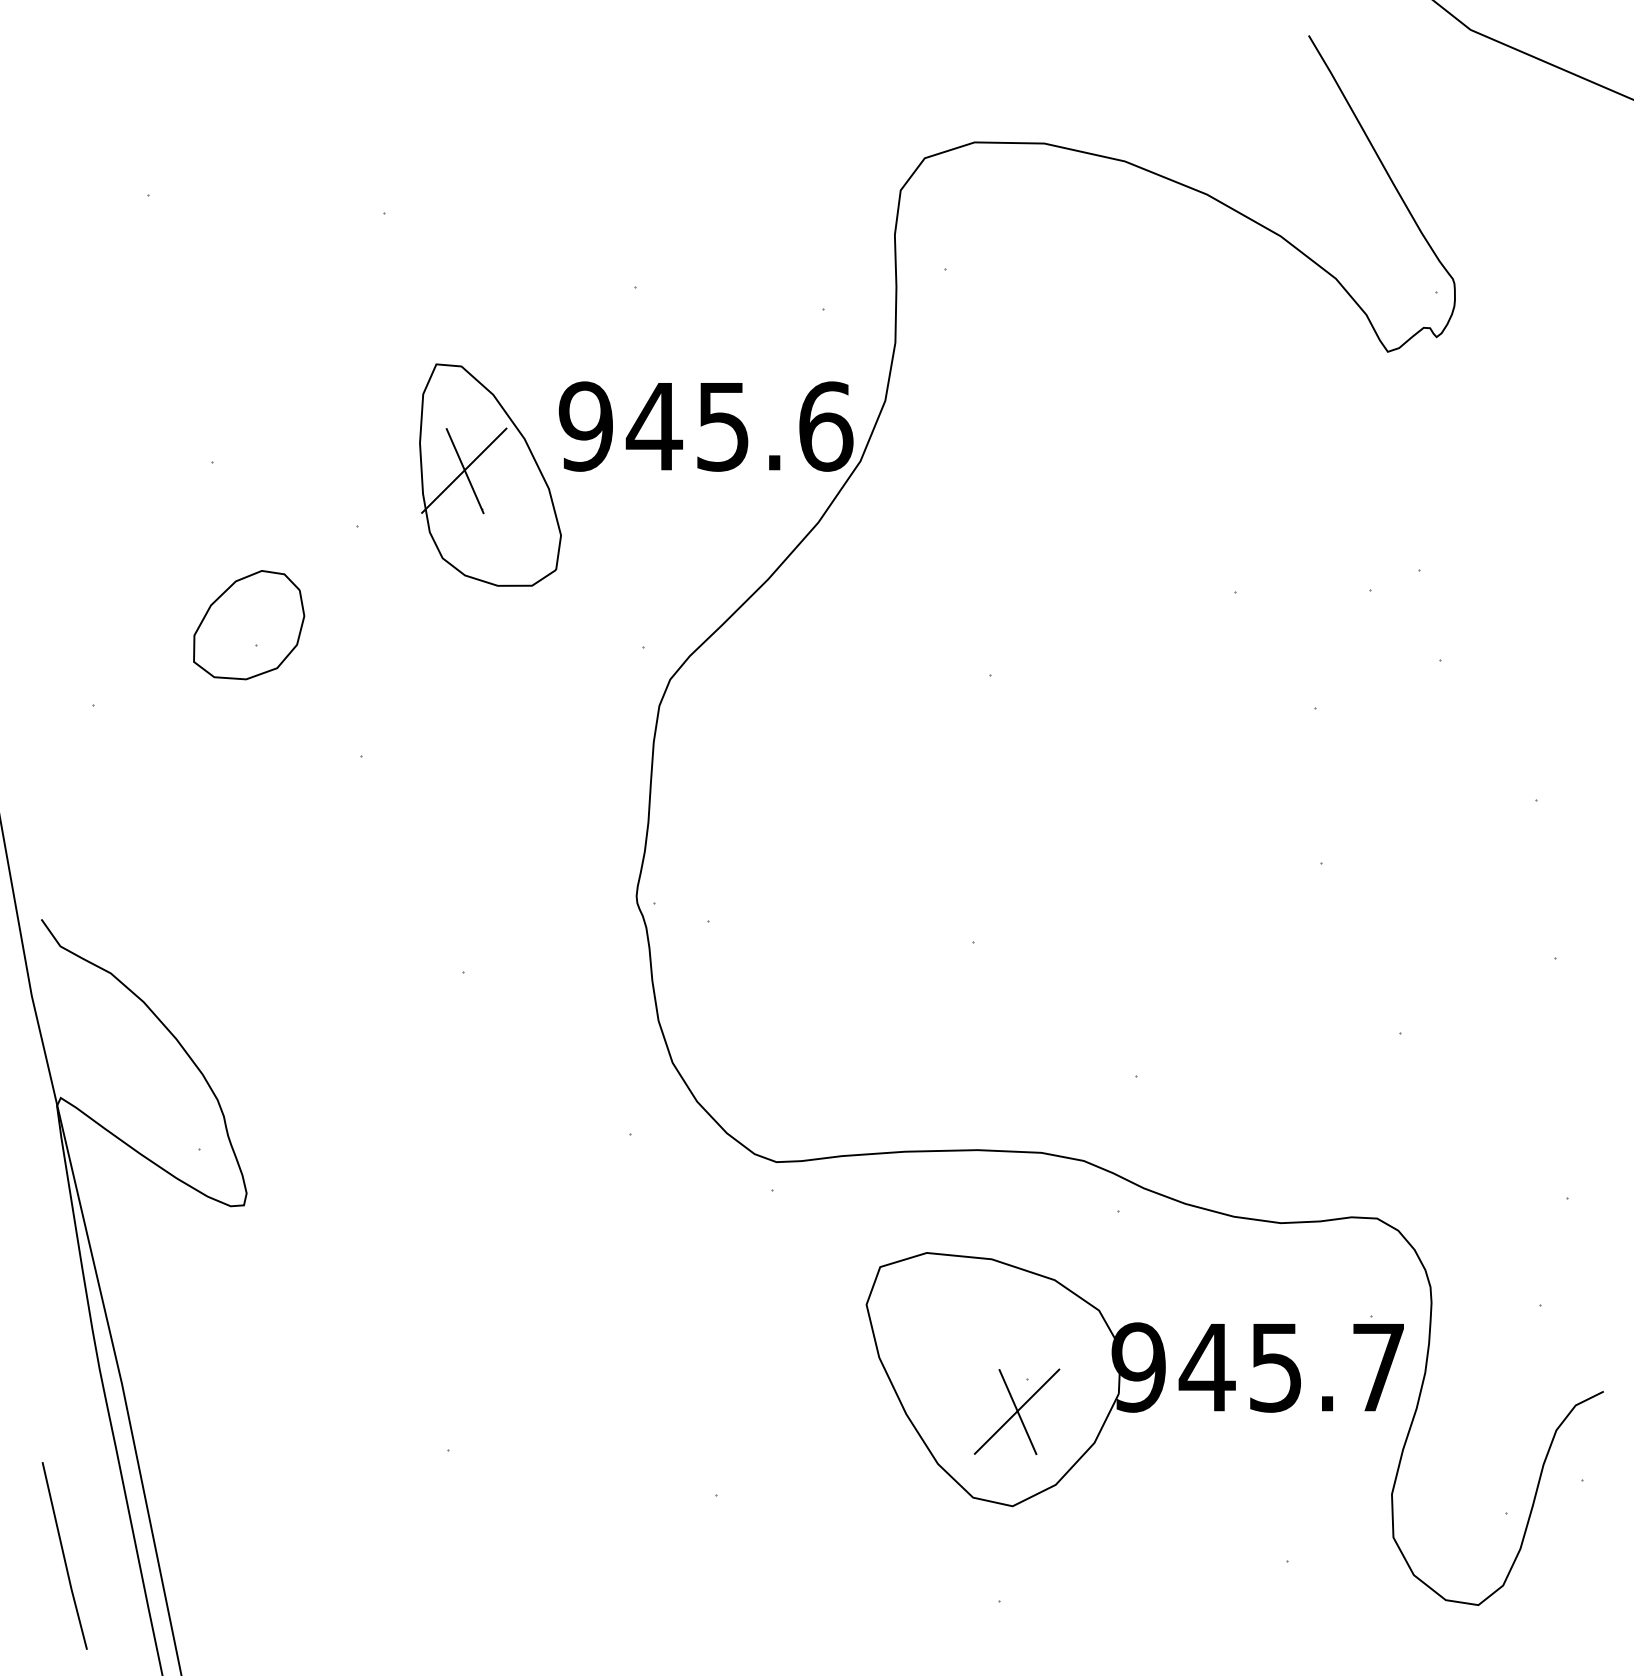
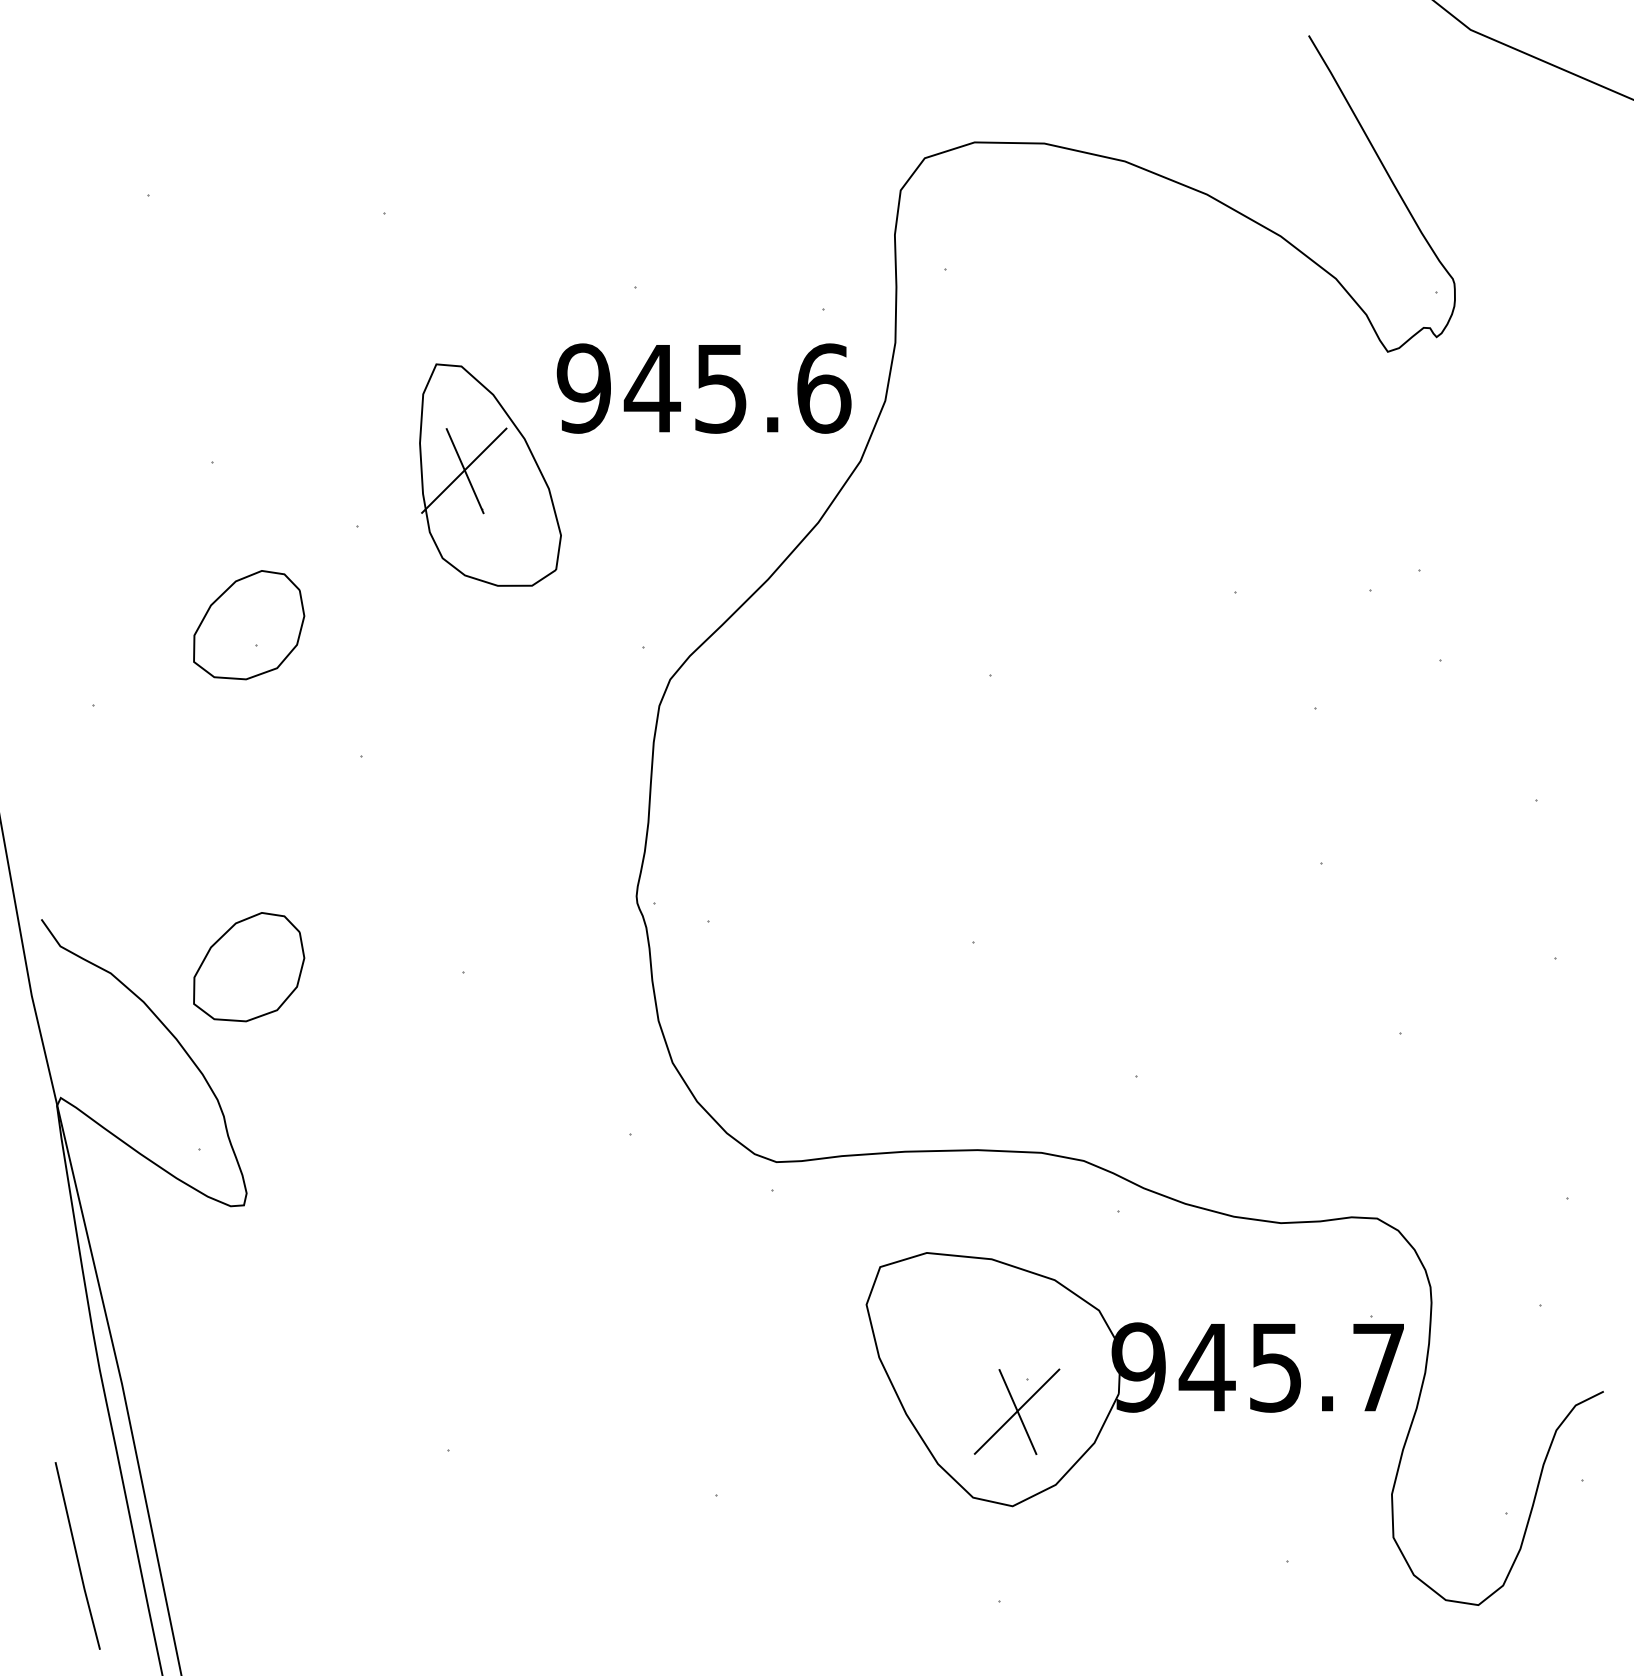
text position: (705, 426) -> (703, 388) (703, 388)
part: none -> present (249, 967)
line position: (64, 1555) -> (77, 1555) (77, 1555)
